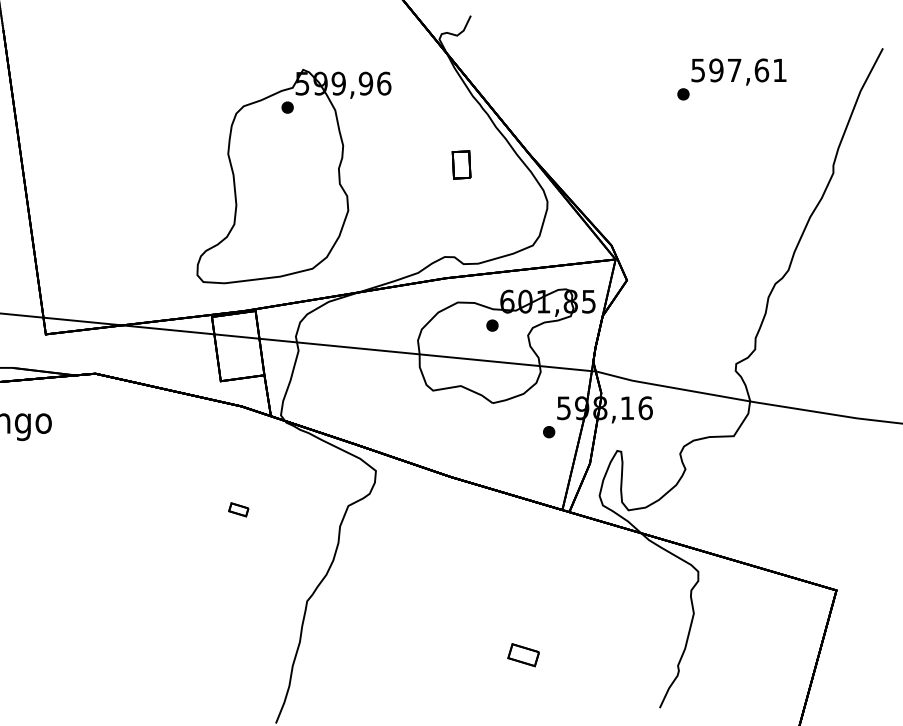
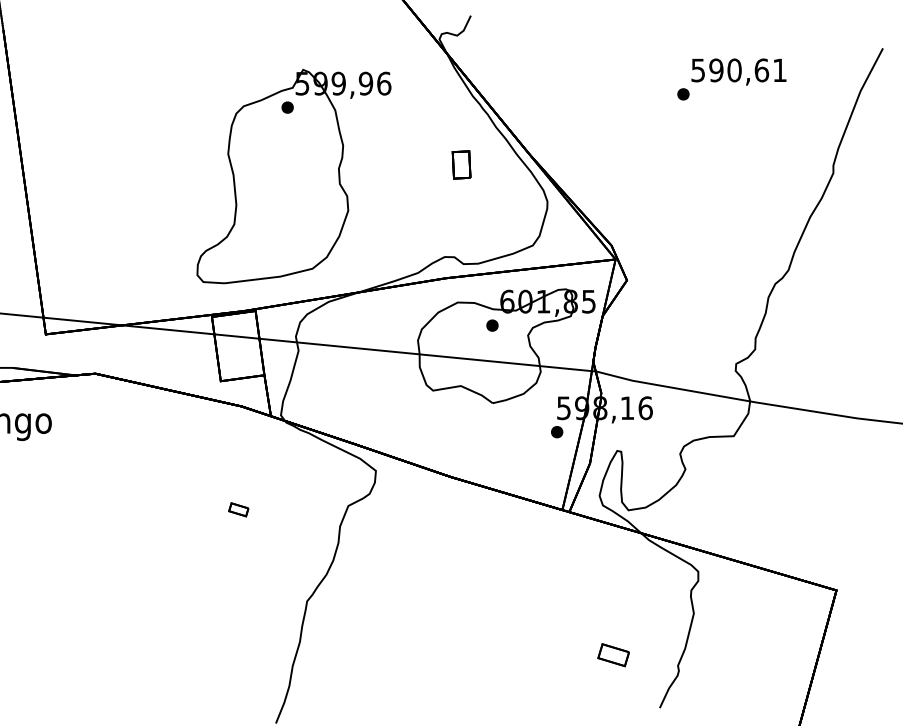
text: 597,61 -> 590,61 (734, 70)
part position: (549, 432) -> (557, 432) (557, 432)
part position: (523, 655) -> (613, 655) (613, 655)
